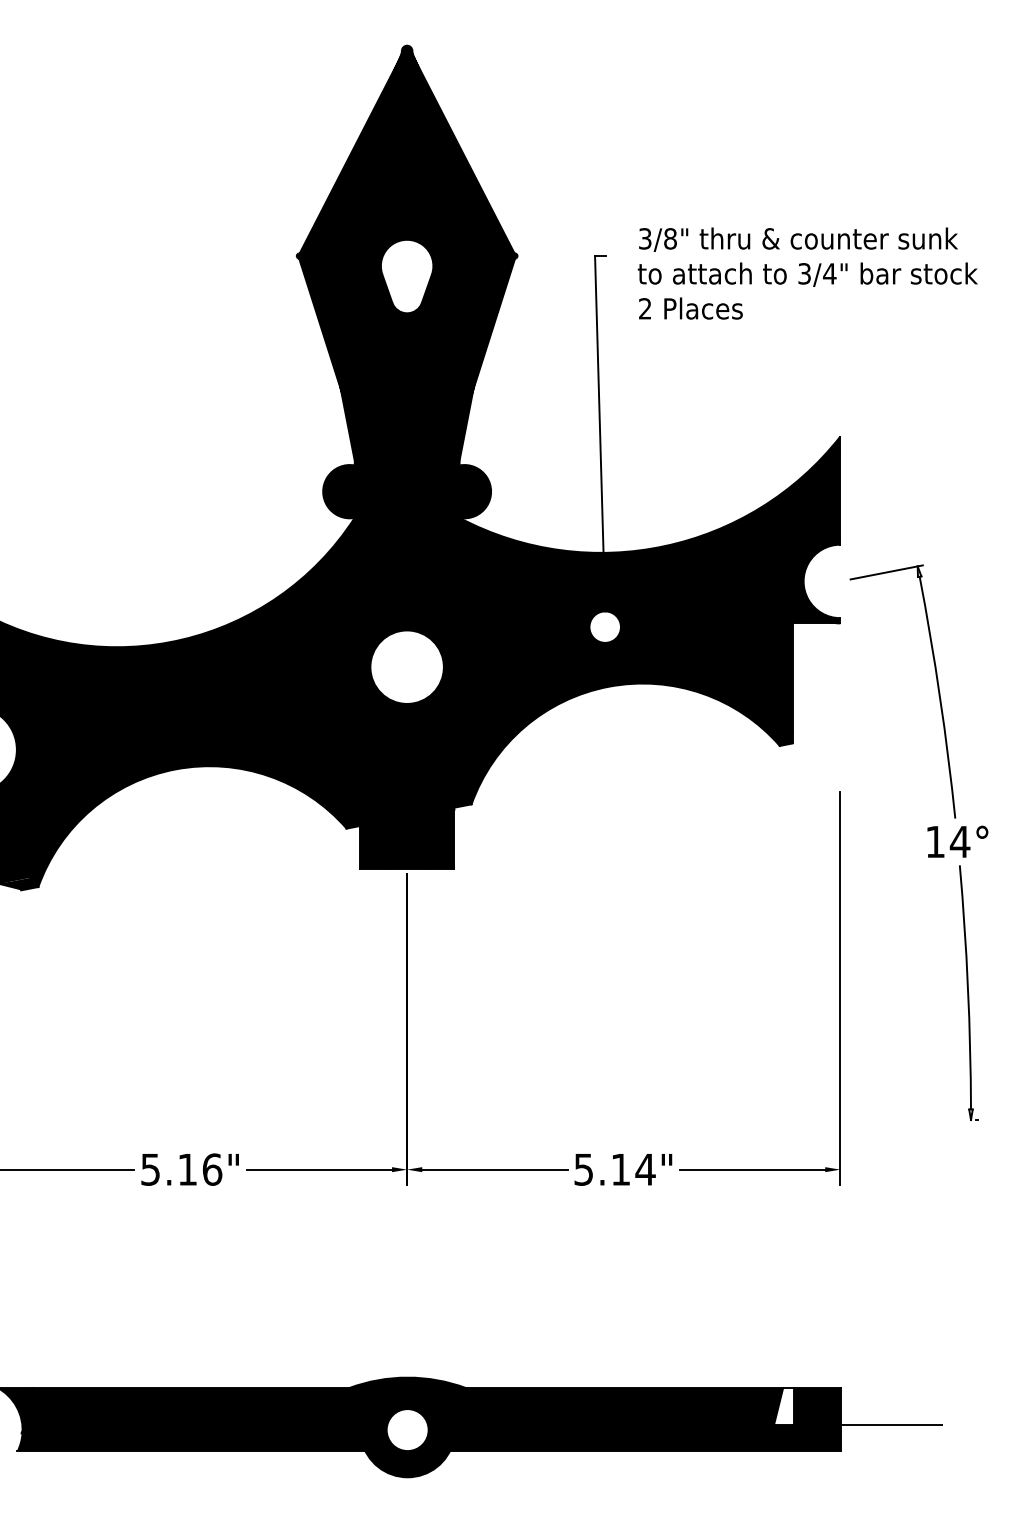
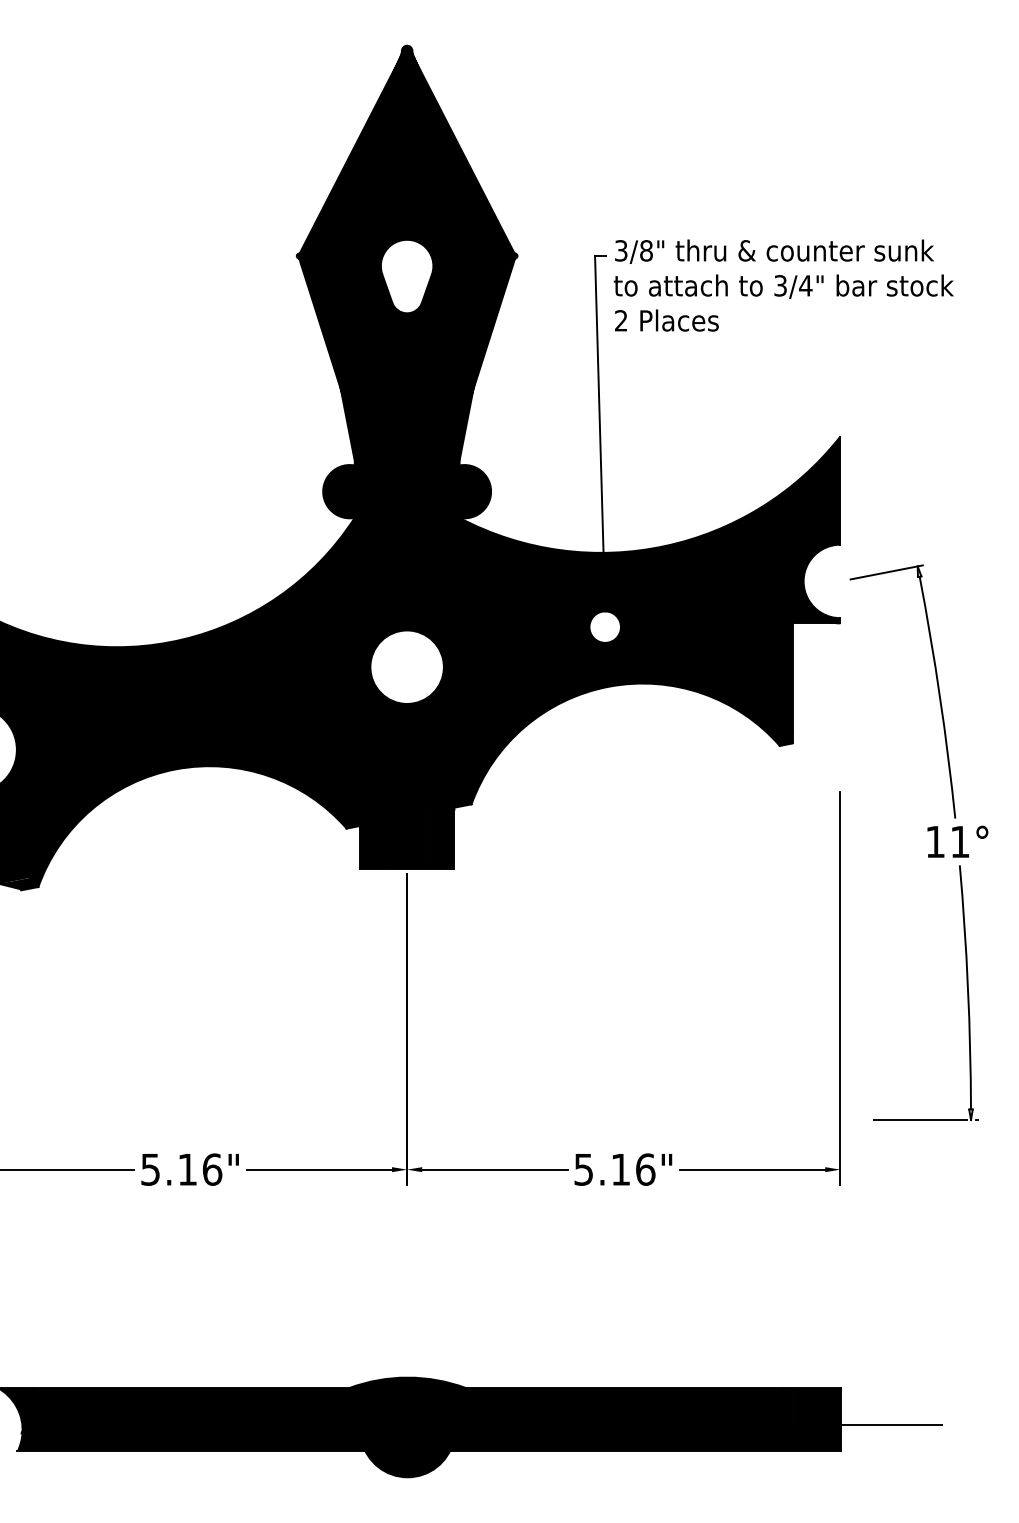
text position: (807, 273) -> (783, 285) (783, 285)
text: 14° -> 11° (959, 841)
line: none -> present (920, 1120)
text: 5.14" -> 5.16" (645, 1169)
fill: none -> present (783, 1406)
fill: none -> present (407, 1430)
